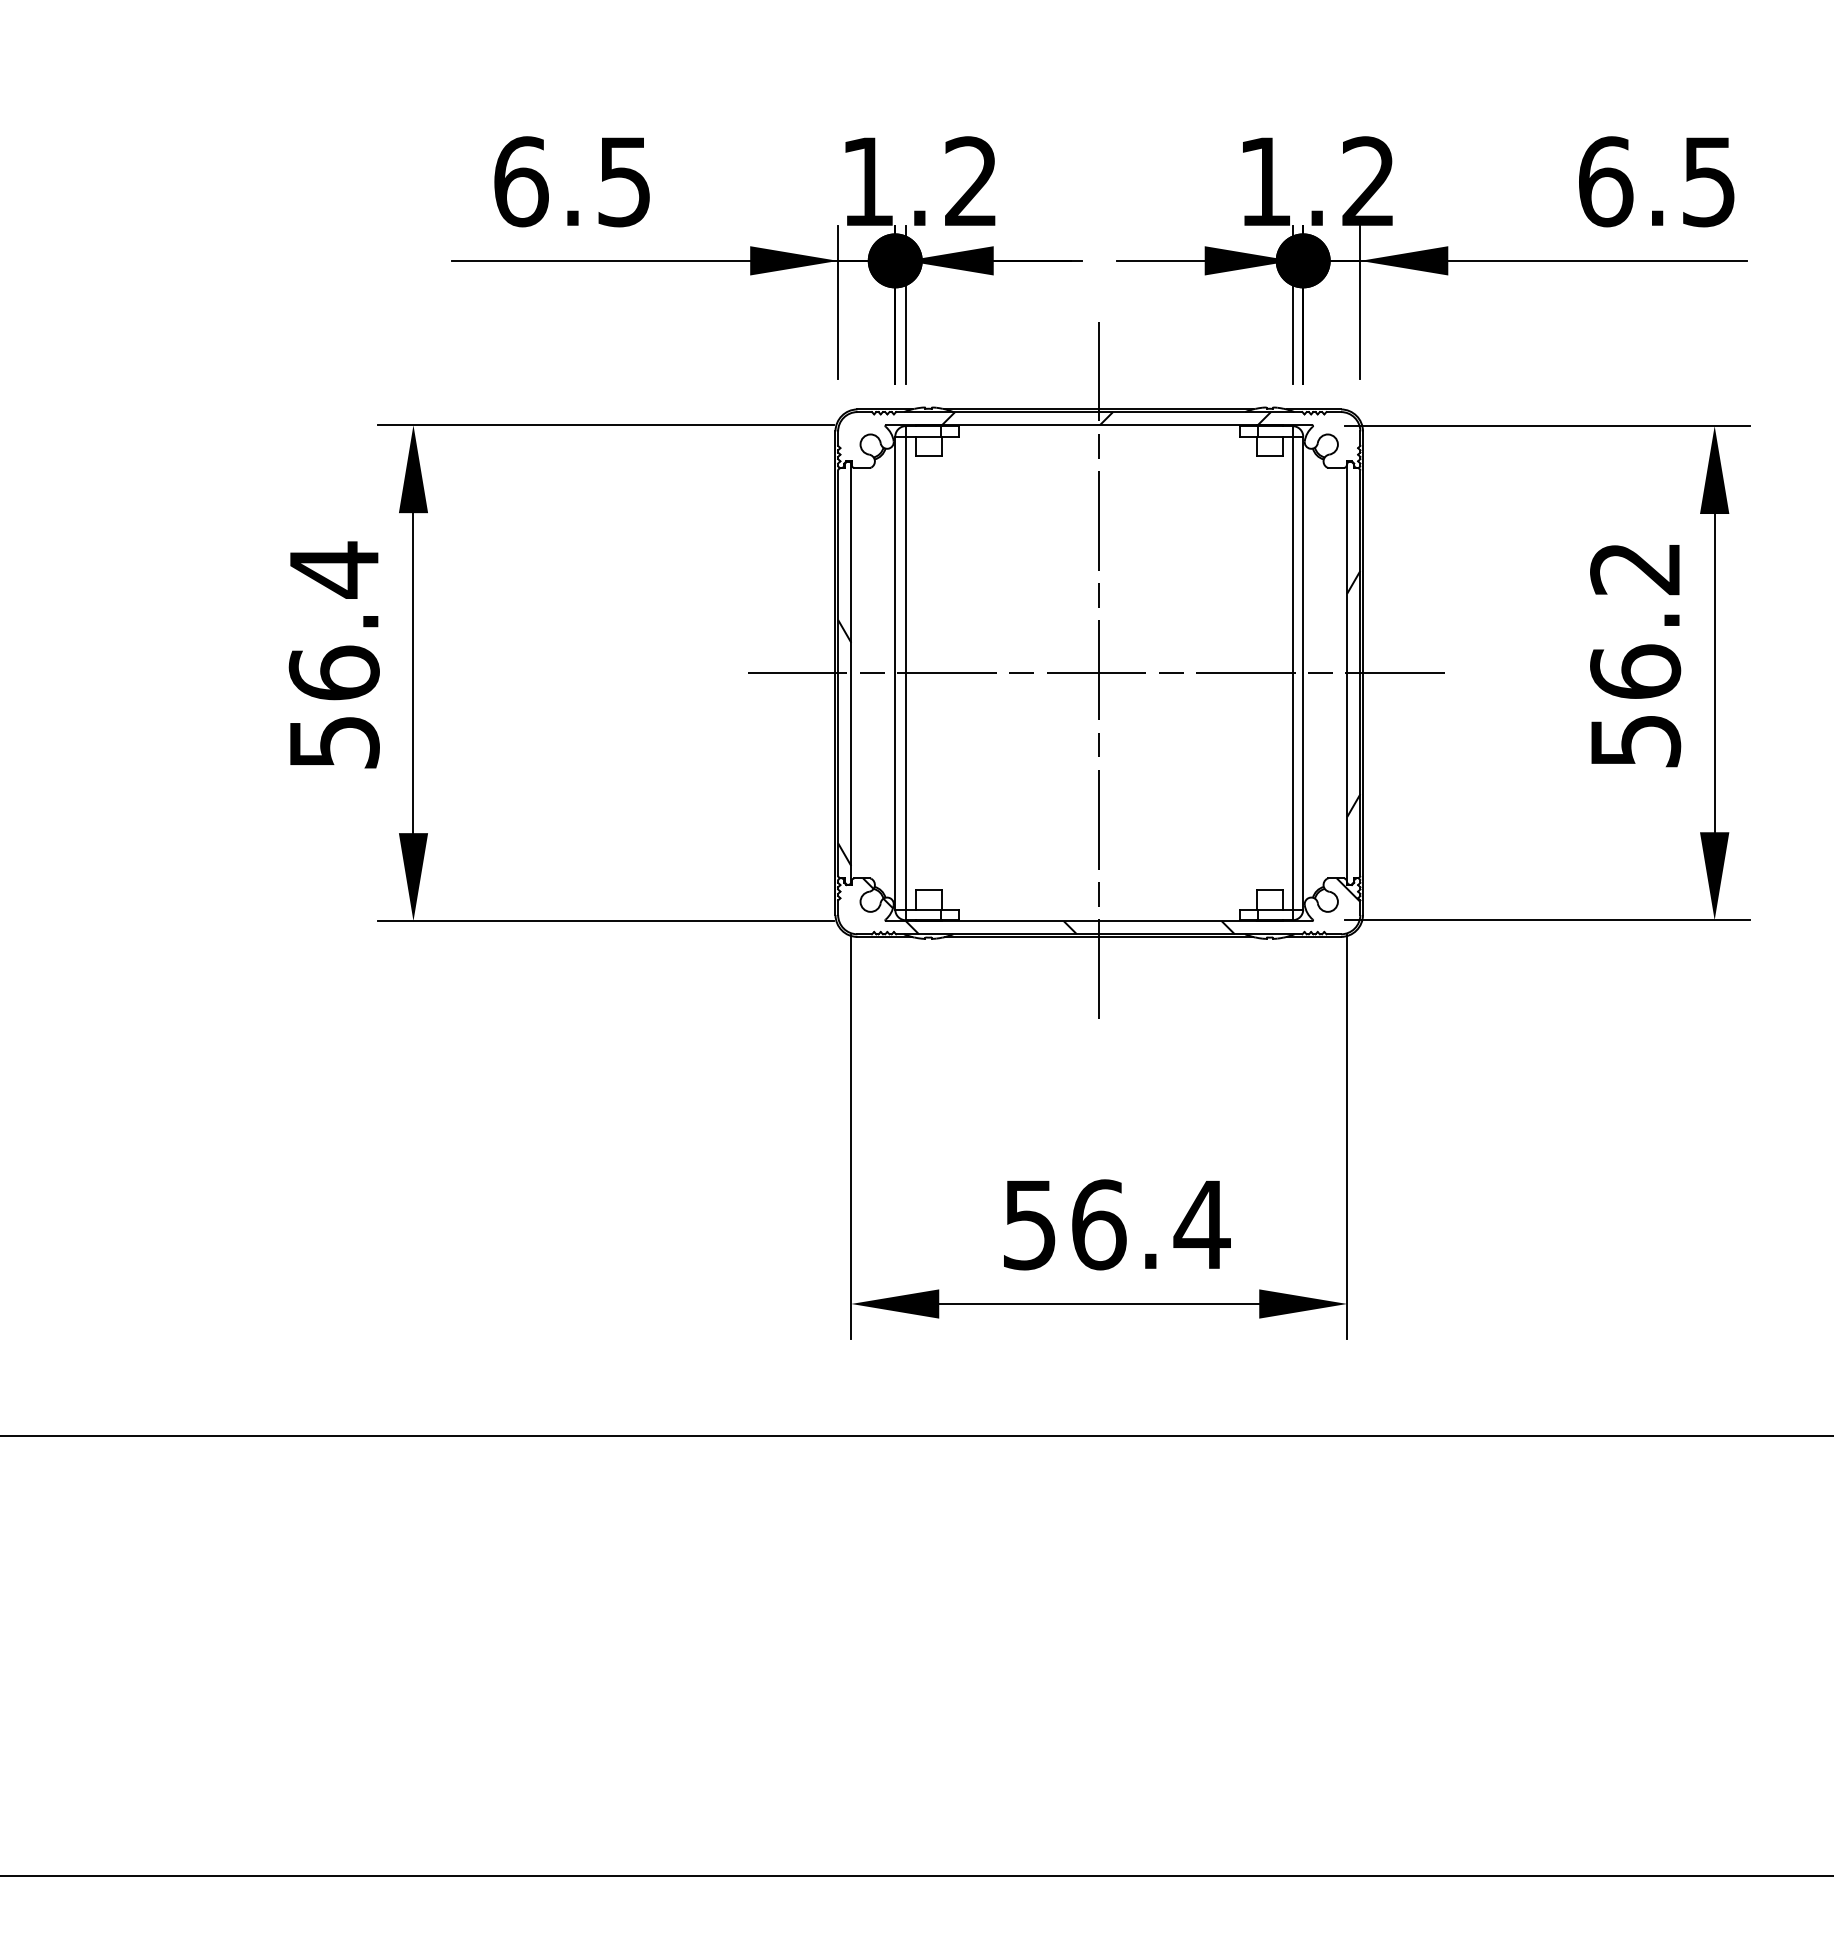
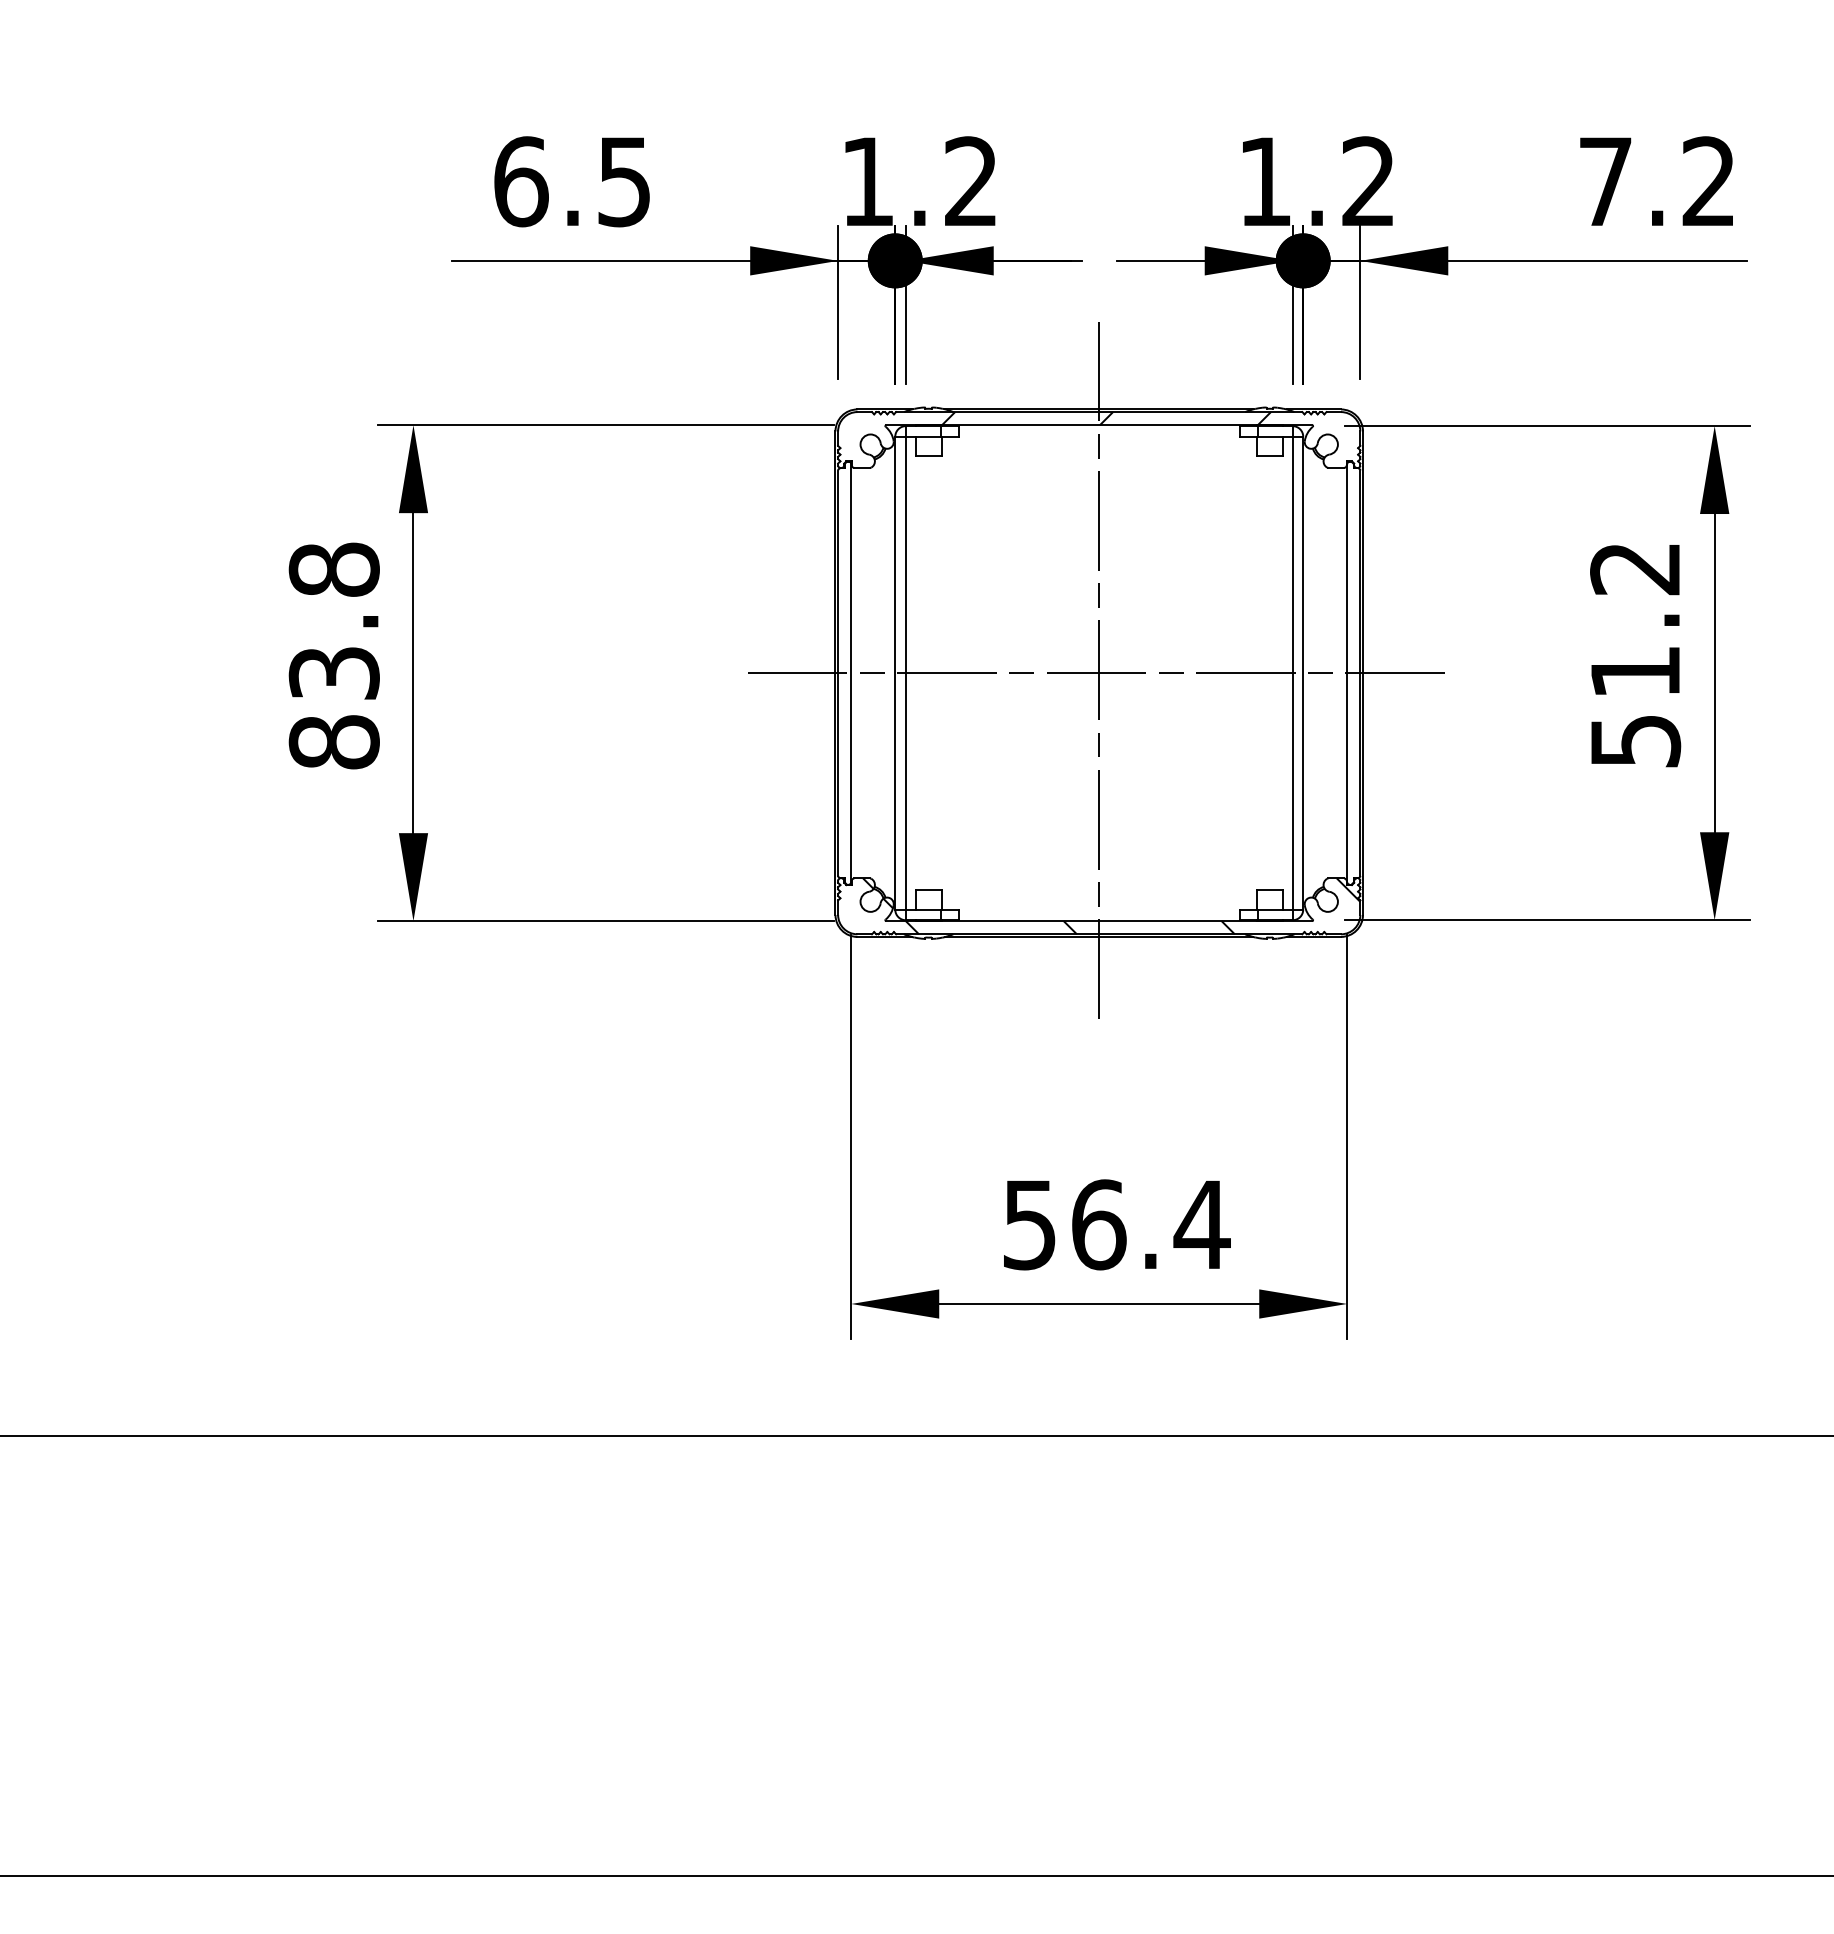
text: 6.5 -> 7.2 (1656, 181)
text: 56.4 -> 83.8 (333, 655)
text: 56.2 -> 51.2 (1635, 671)
hatch: present -> none (1353, 693)
hatch: present -> none (844, 742)
